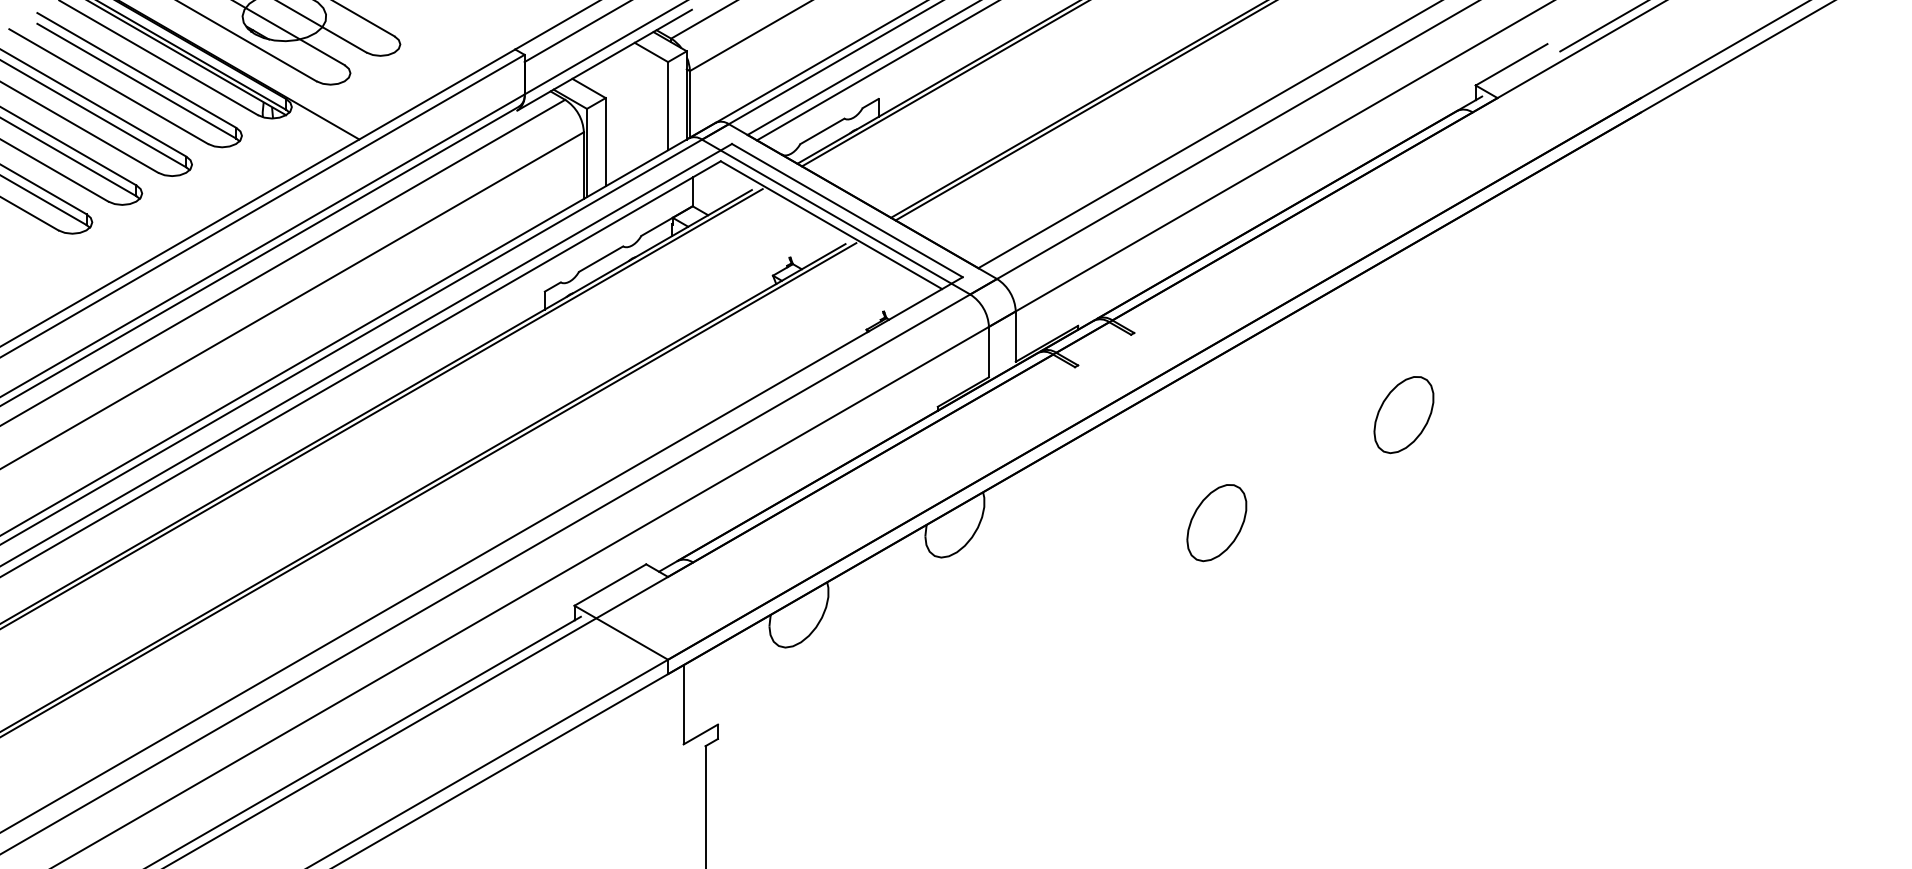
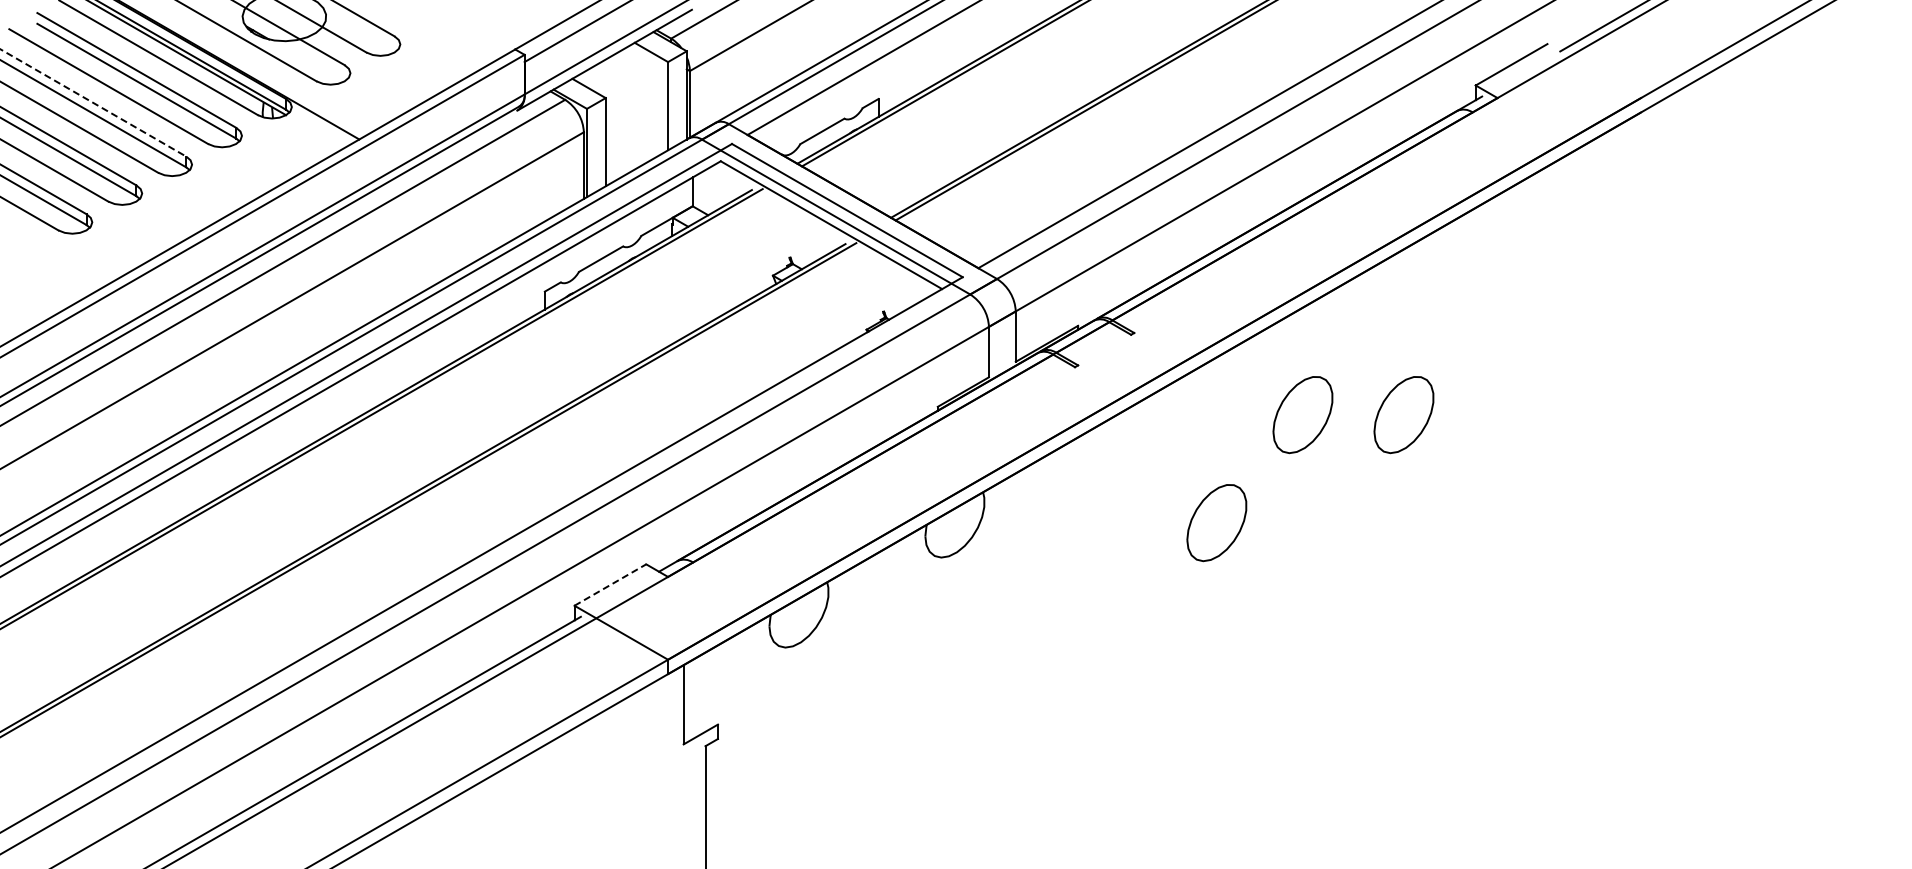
line: present -> none (876, 71)
line: solid -> dashed (93, 103)
part: none -> present (1302, 415)
line: solid -> dashed (610, 584)
